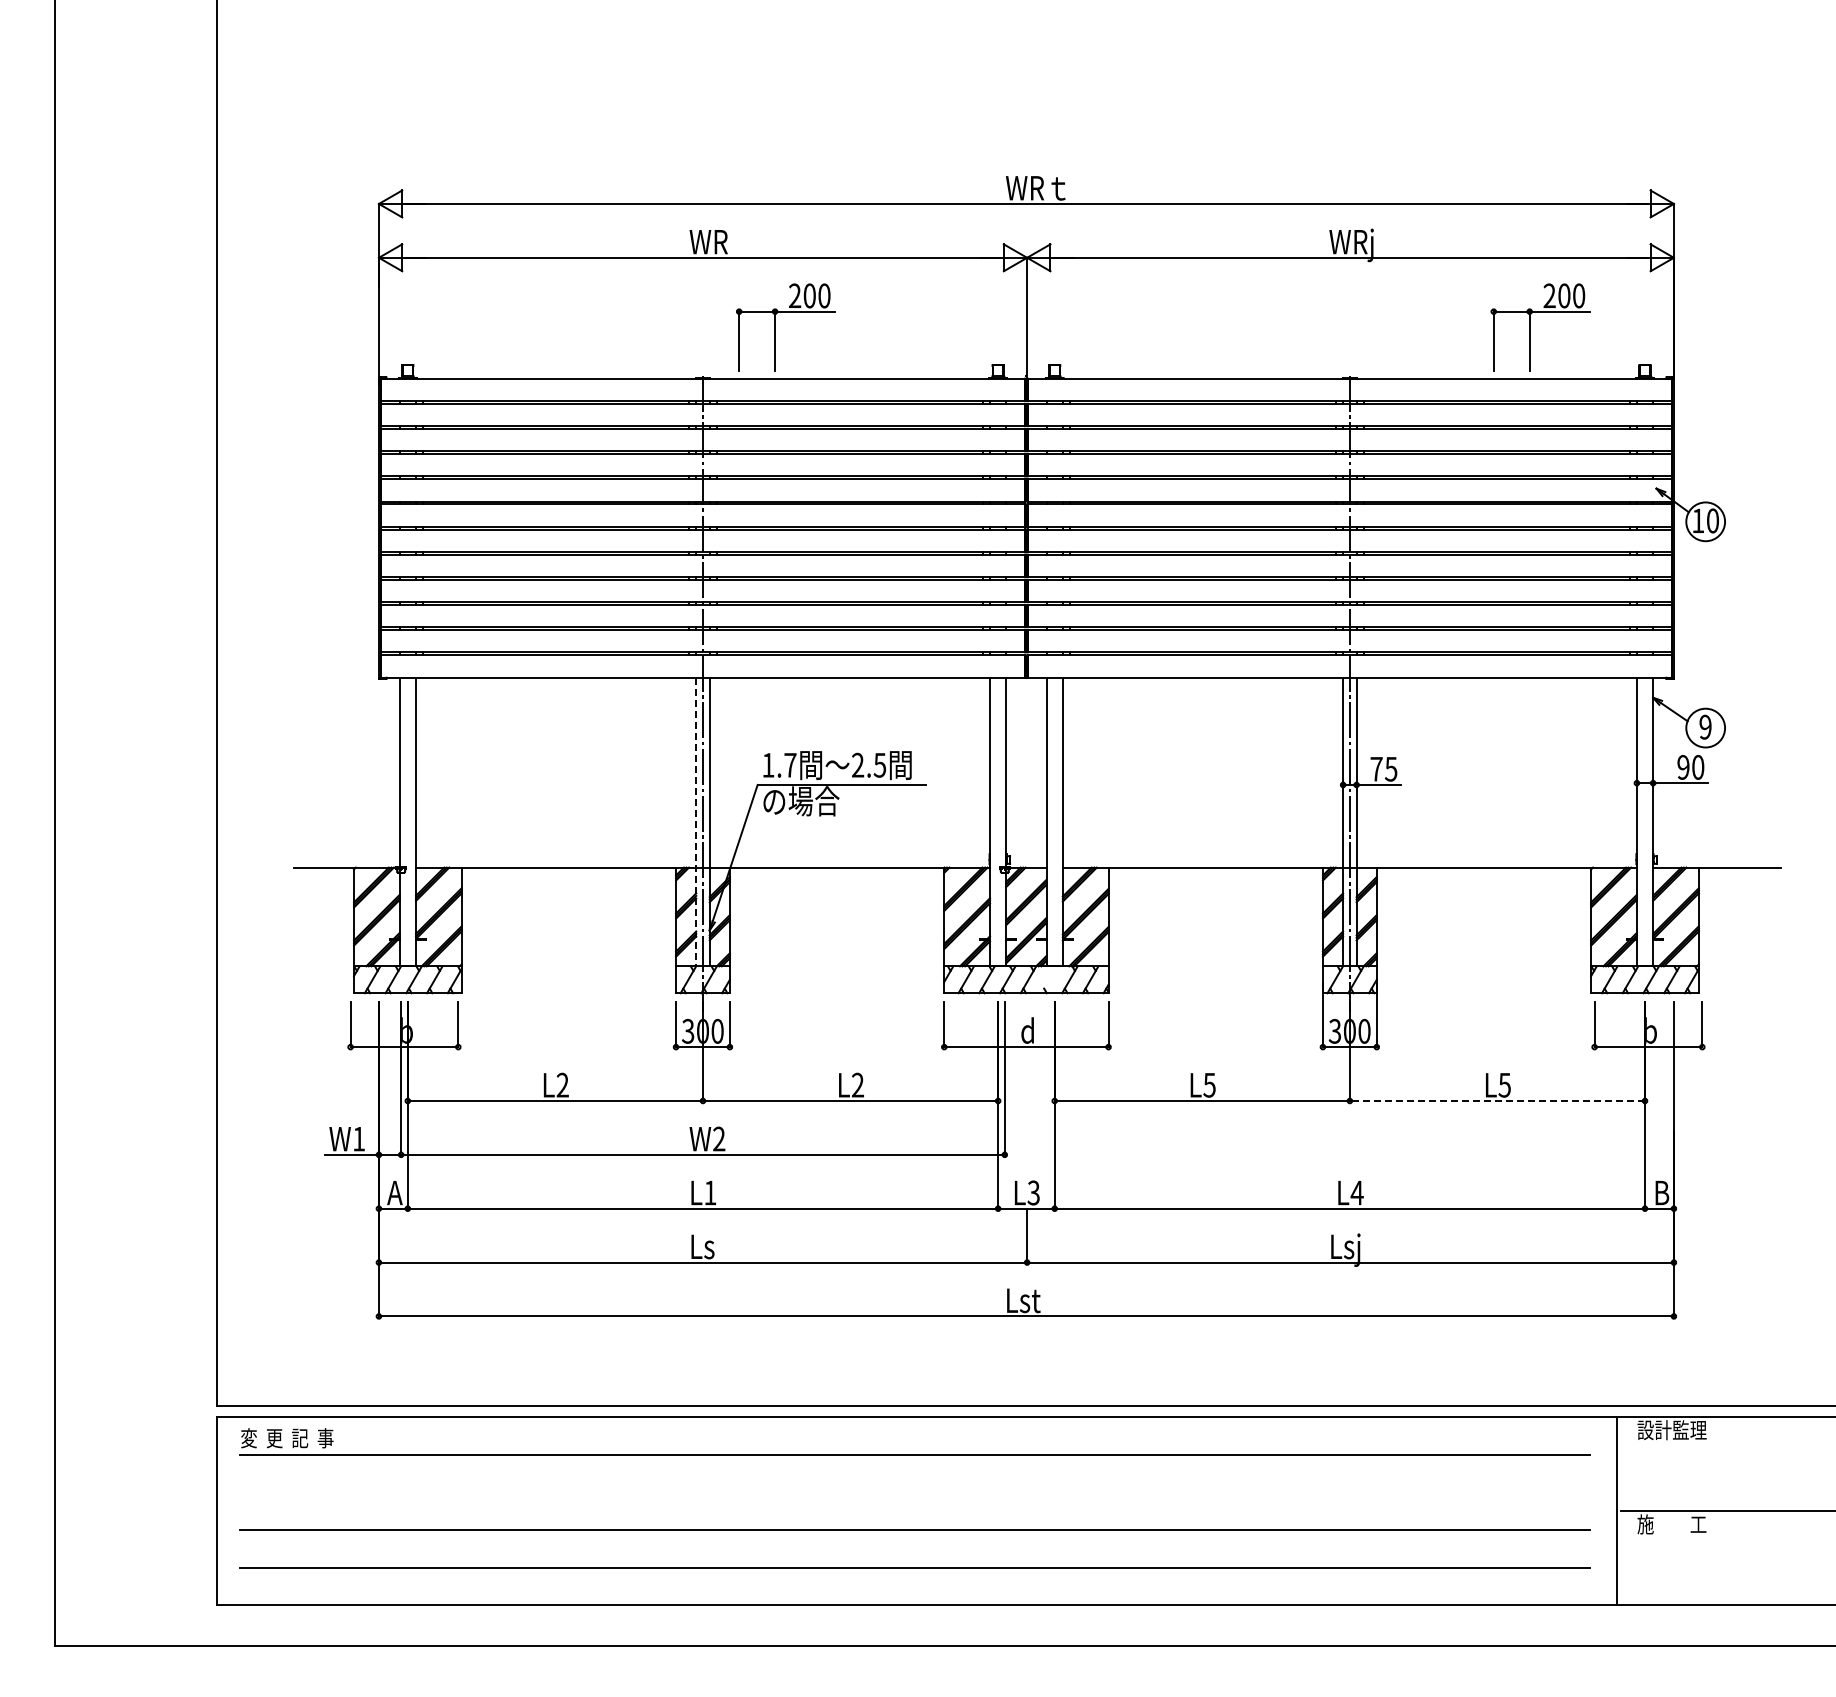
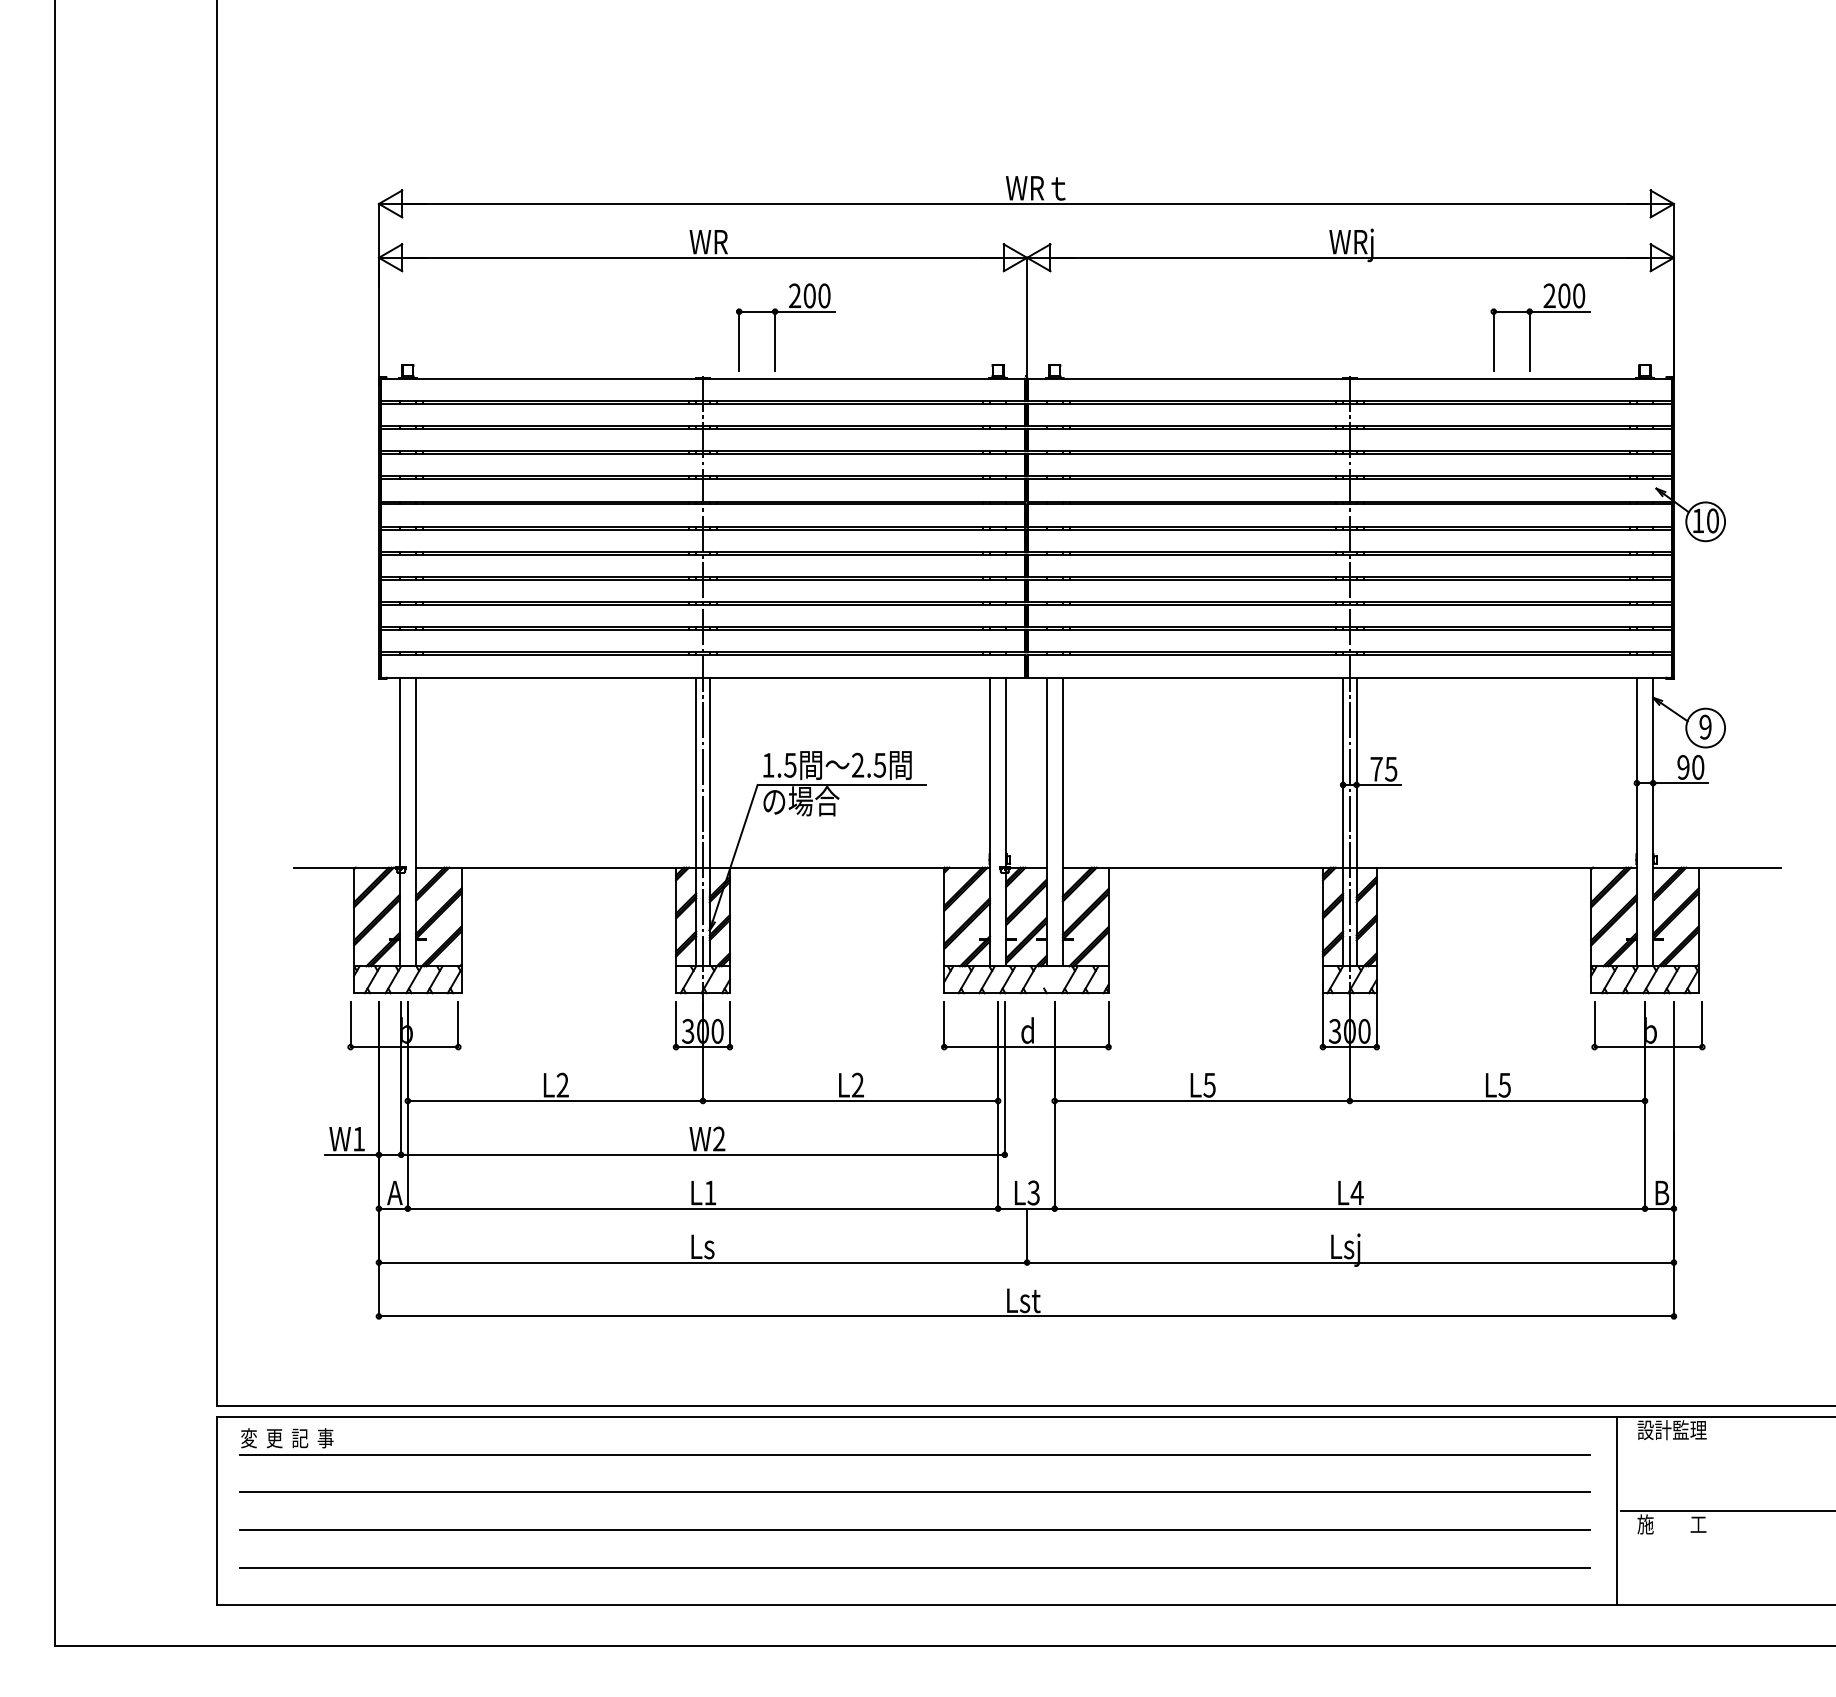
text: 1.7 -> 1.5 (790, 765)
line: dashed -> solid (696, 822)
line: dashed -> solid (1497, 1100)
line: none -> present (914, 1492)
